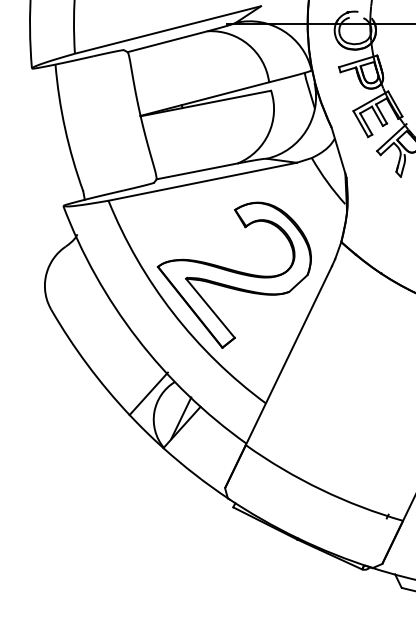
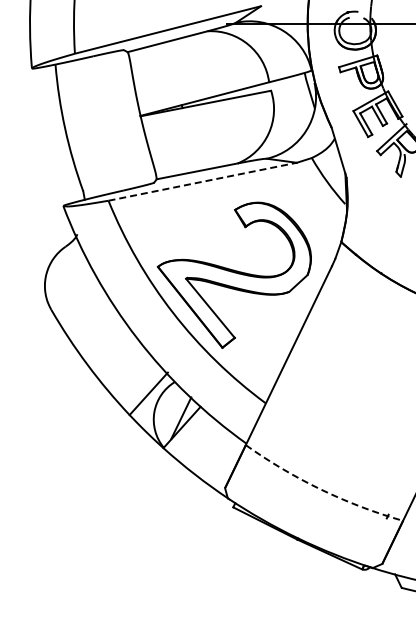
line: solid -> dashed (203, 181)
arc: solid -> dashed (321, 489)
